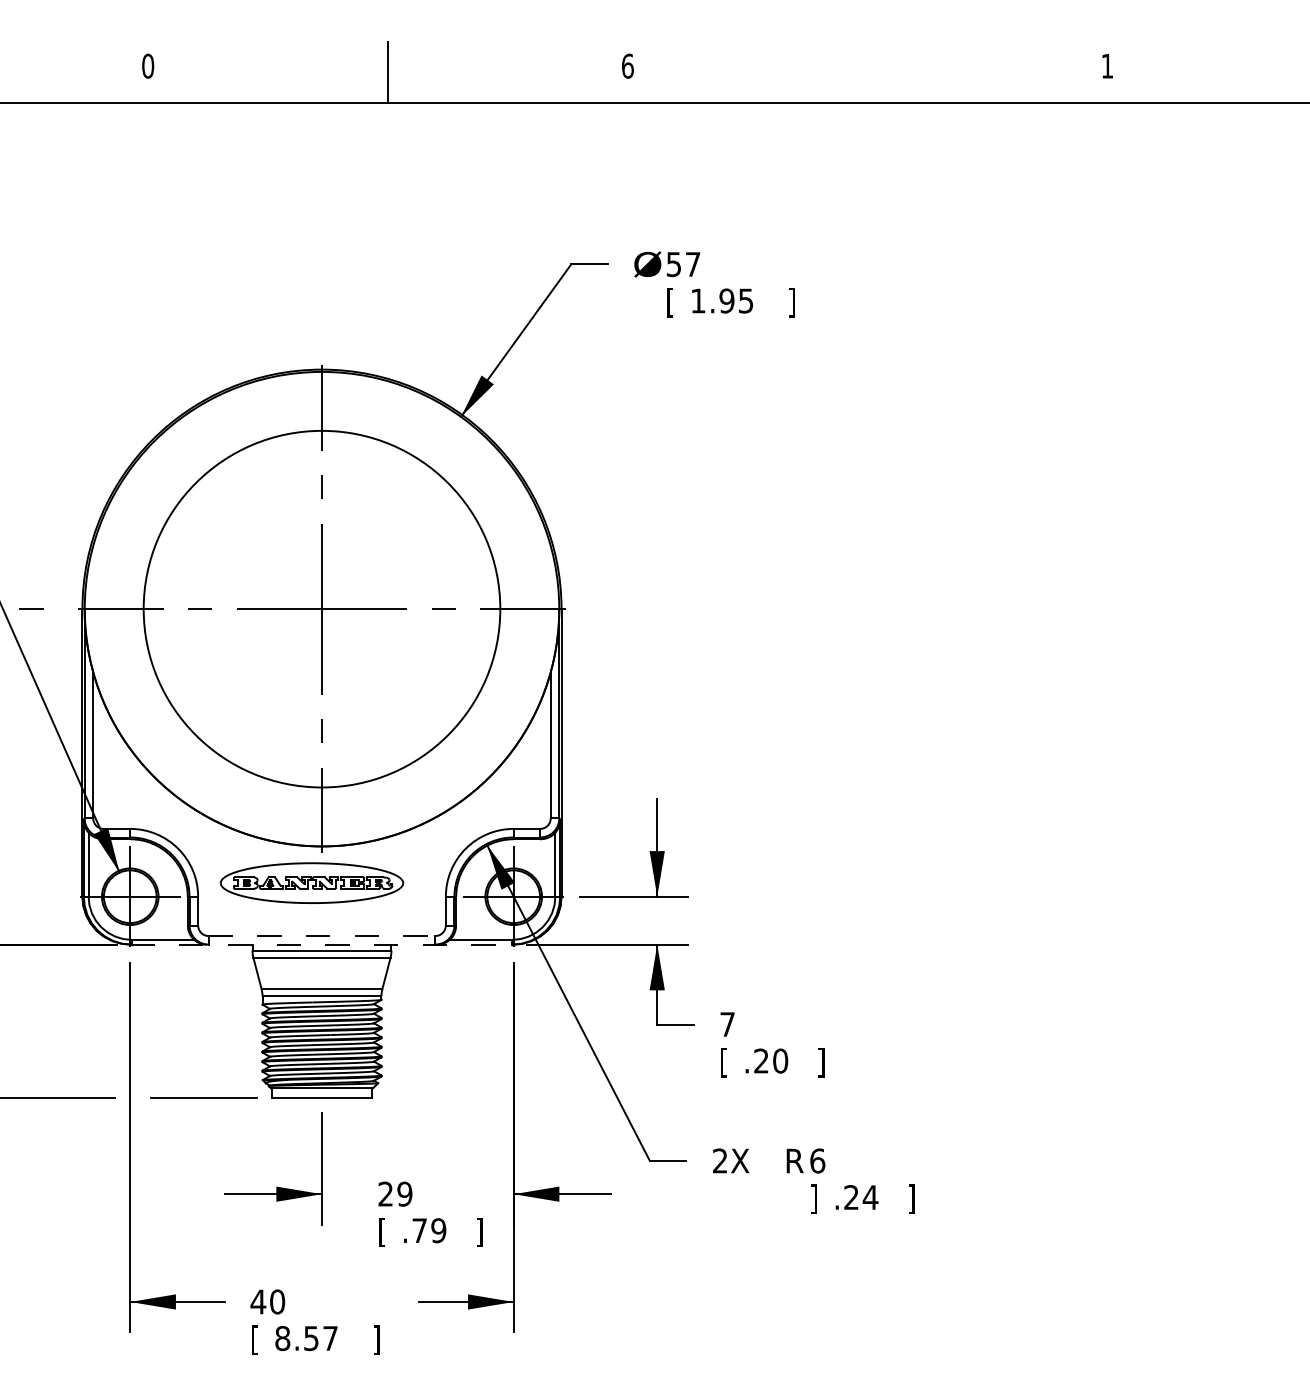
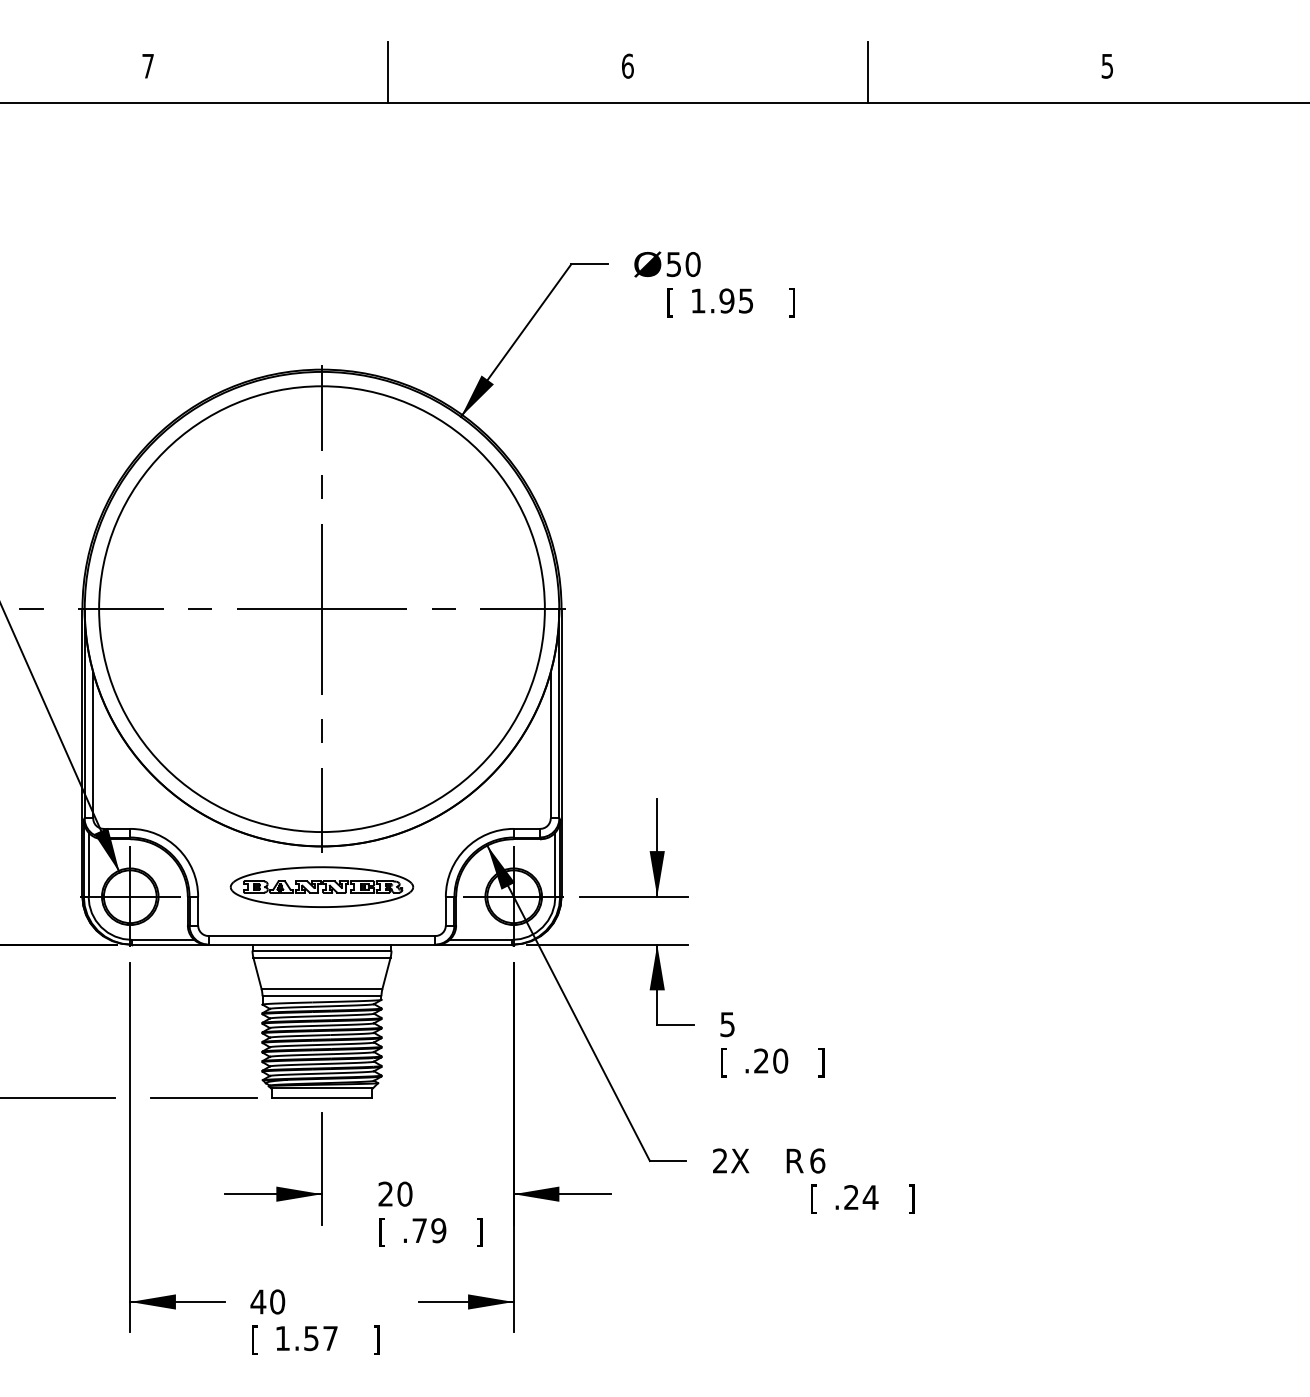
text: 0 -> 7 (148, 65)
text: 1 -> 5 (1106, 66)
line: none -> present (867, 71)
text: 57 -> 50 (692, 264)
circle diameter: 357 px -> 446 px (321, 609)
part position: (311, 882) -> (321, 886) (321, 886)
line: dashed -> solid (322, 936)
line: dashed -> solid (322, 944)
text: 7 -> 5 (727, 1024)
text: 29 -> 20 (404, 1194)
text: ] -> [ (813, 1199)
text: 8.57 -> 1.57 (282, 1338)
